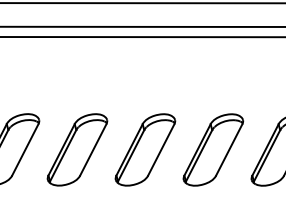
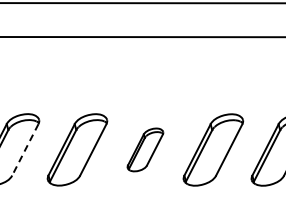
line: present -> none (142, 26)
line: solid -> dashed (25, 149)
part size: 63x74 px -> 39x46 px (145, 149)
